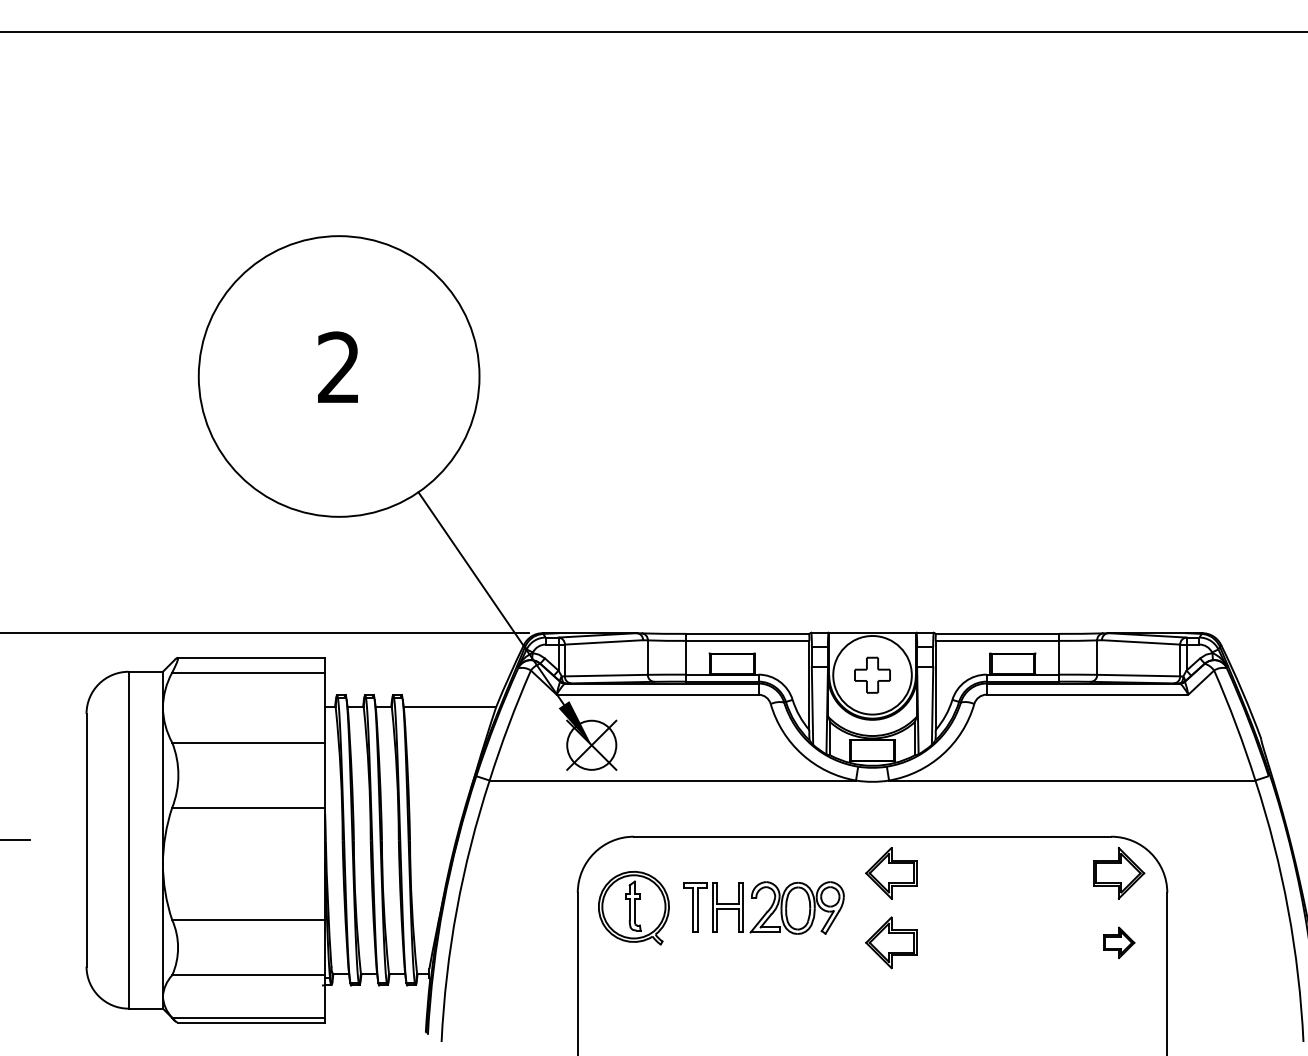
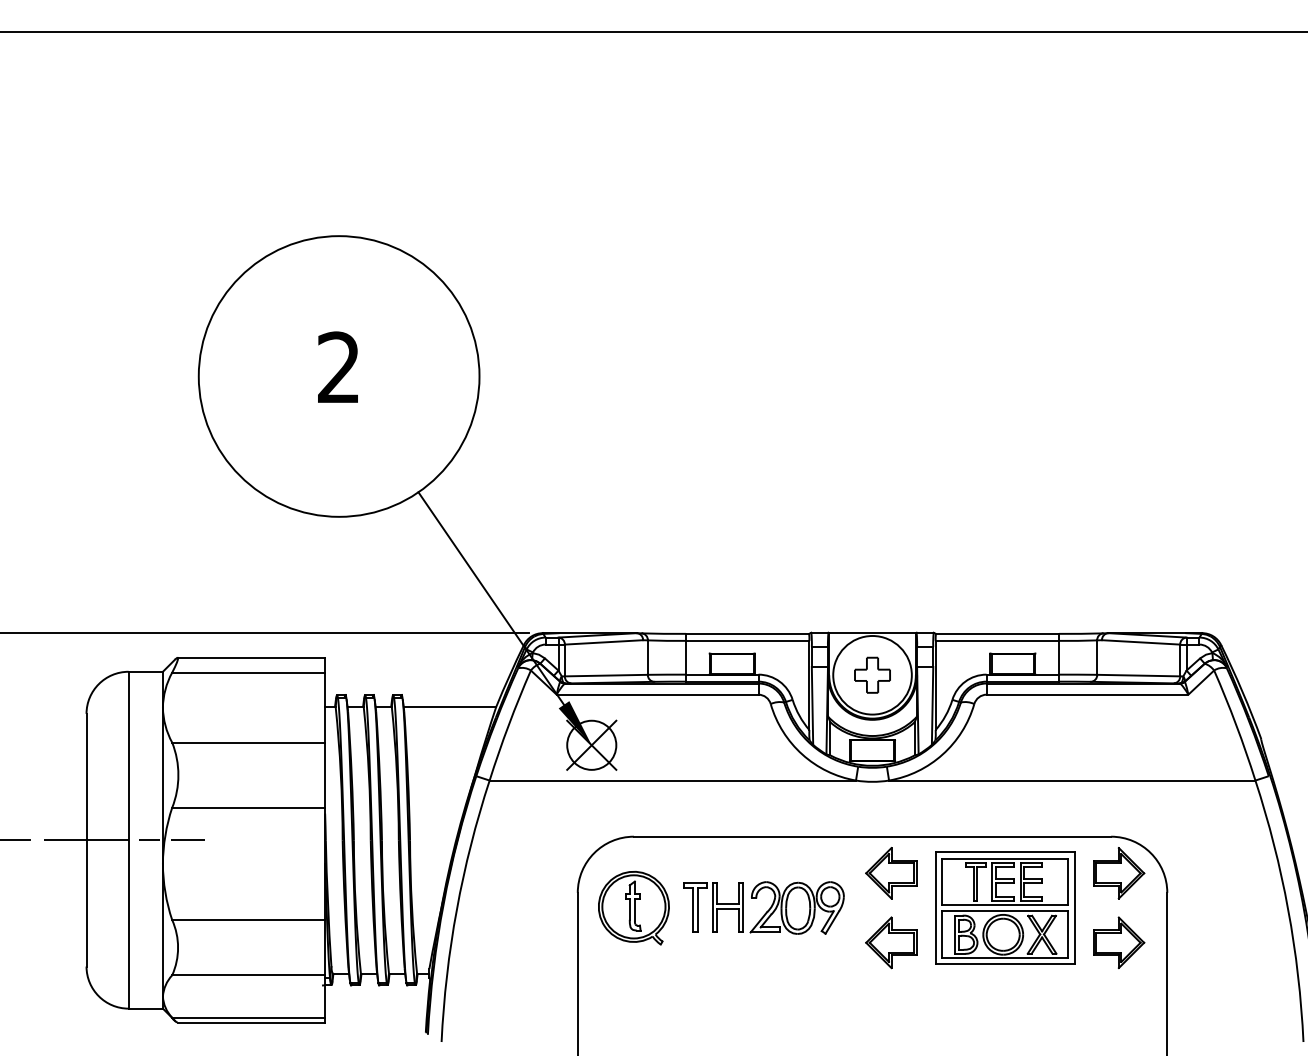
line: none -> present (124, 840)
part: none -> present (1005, 907)
part size: 33x34 px -> 53x54 px (1119, 942)
